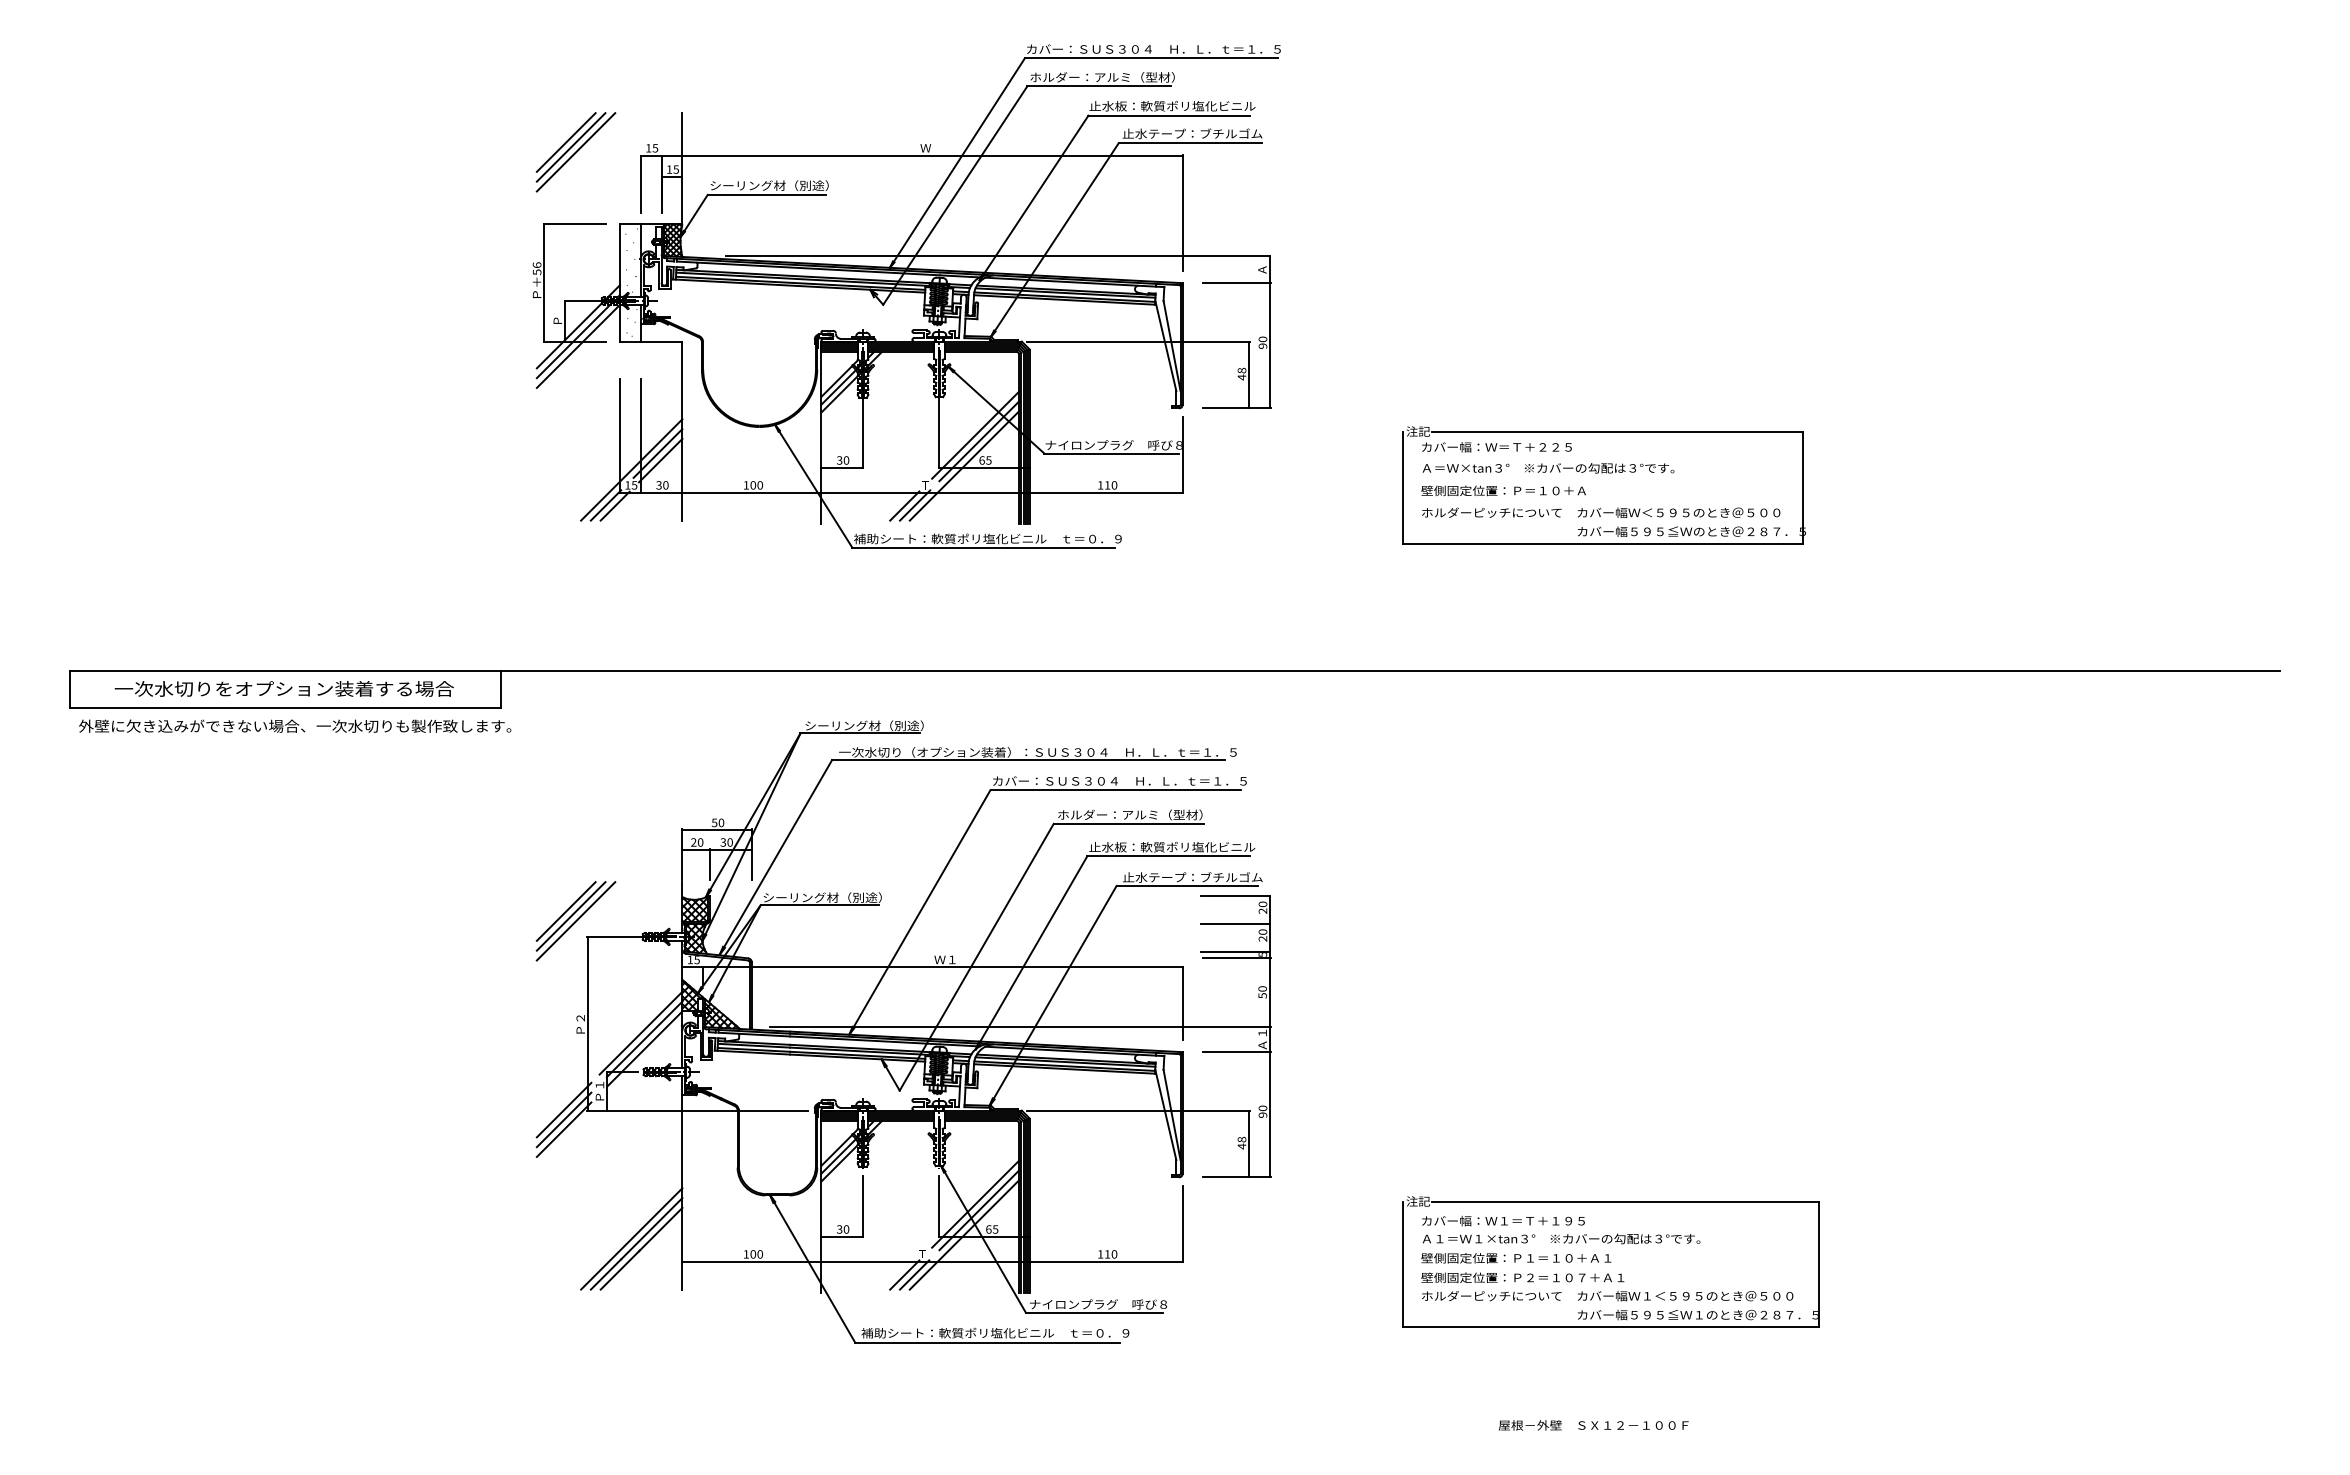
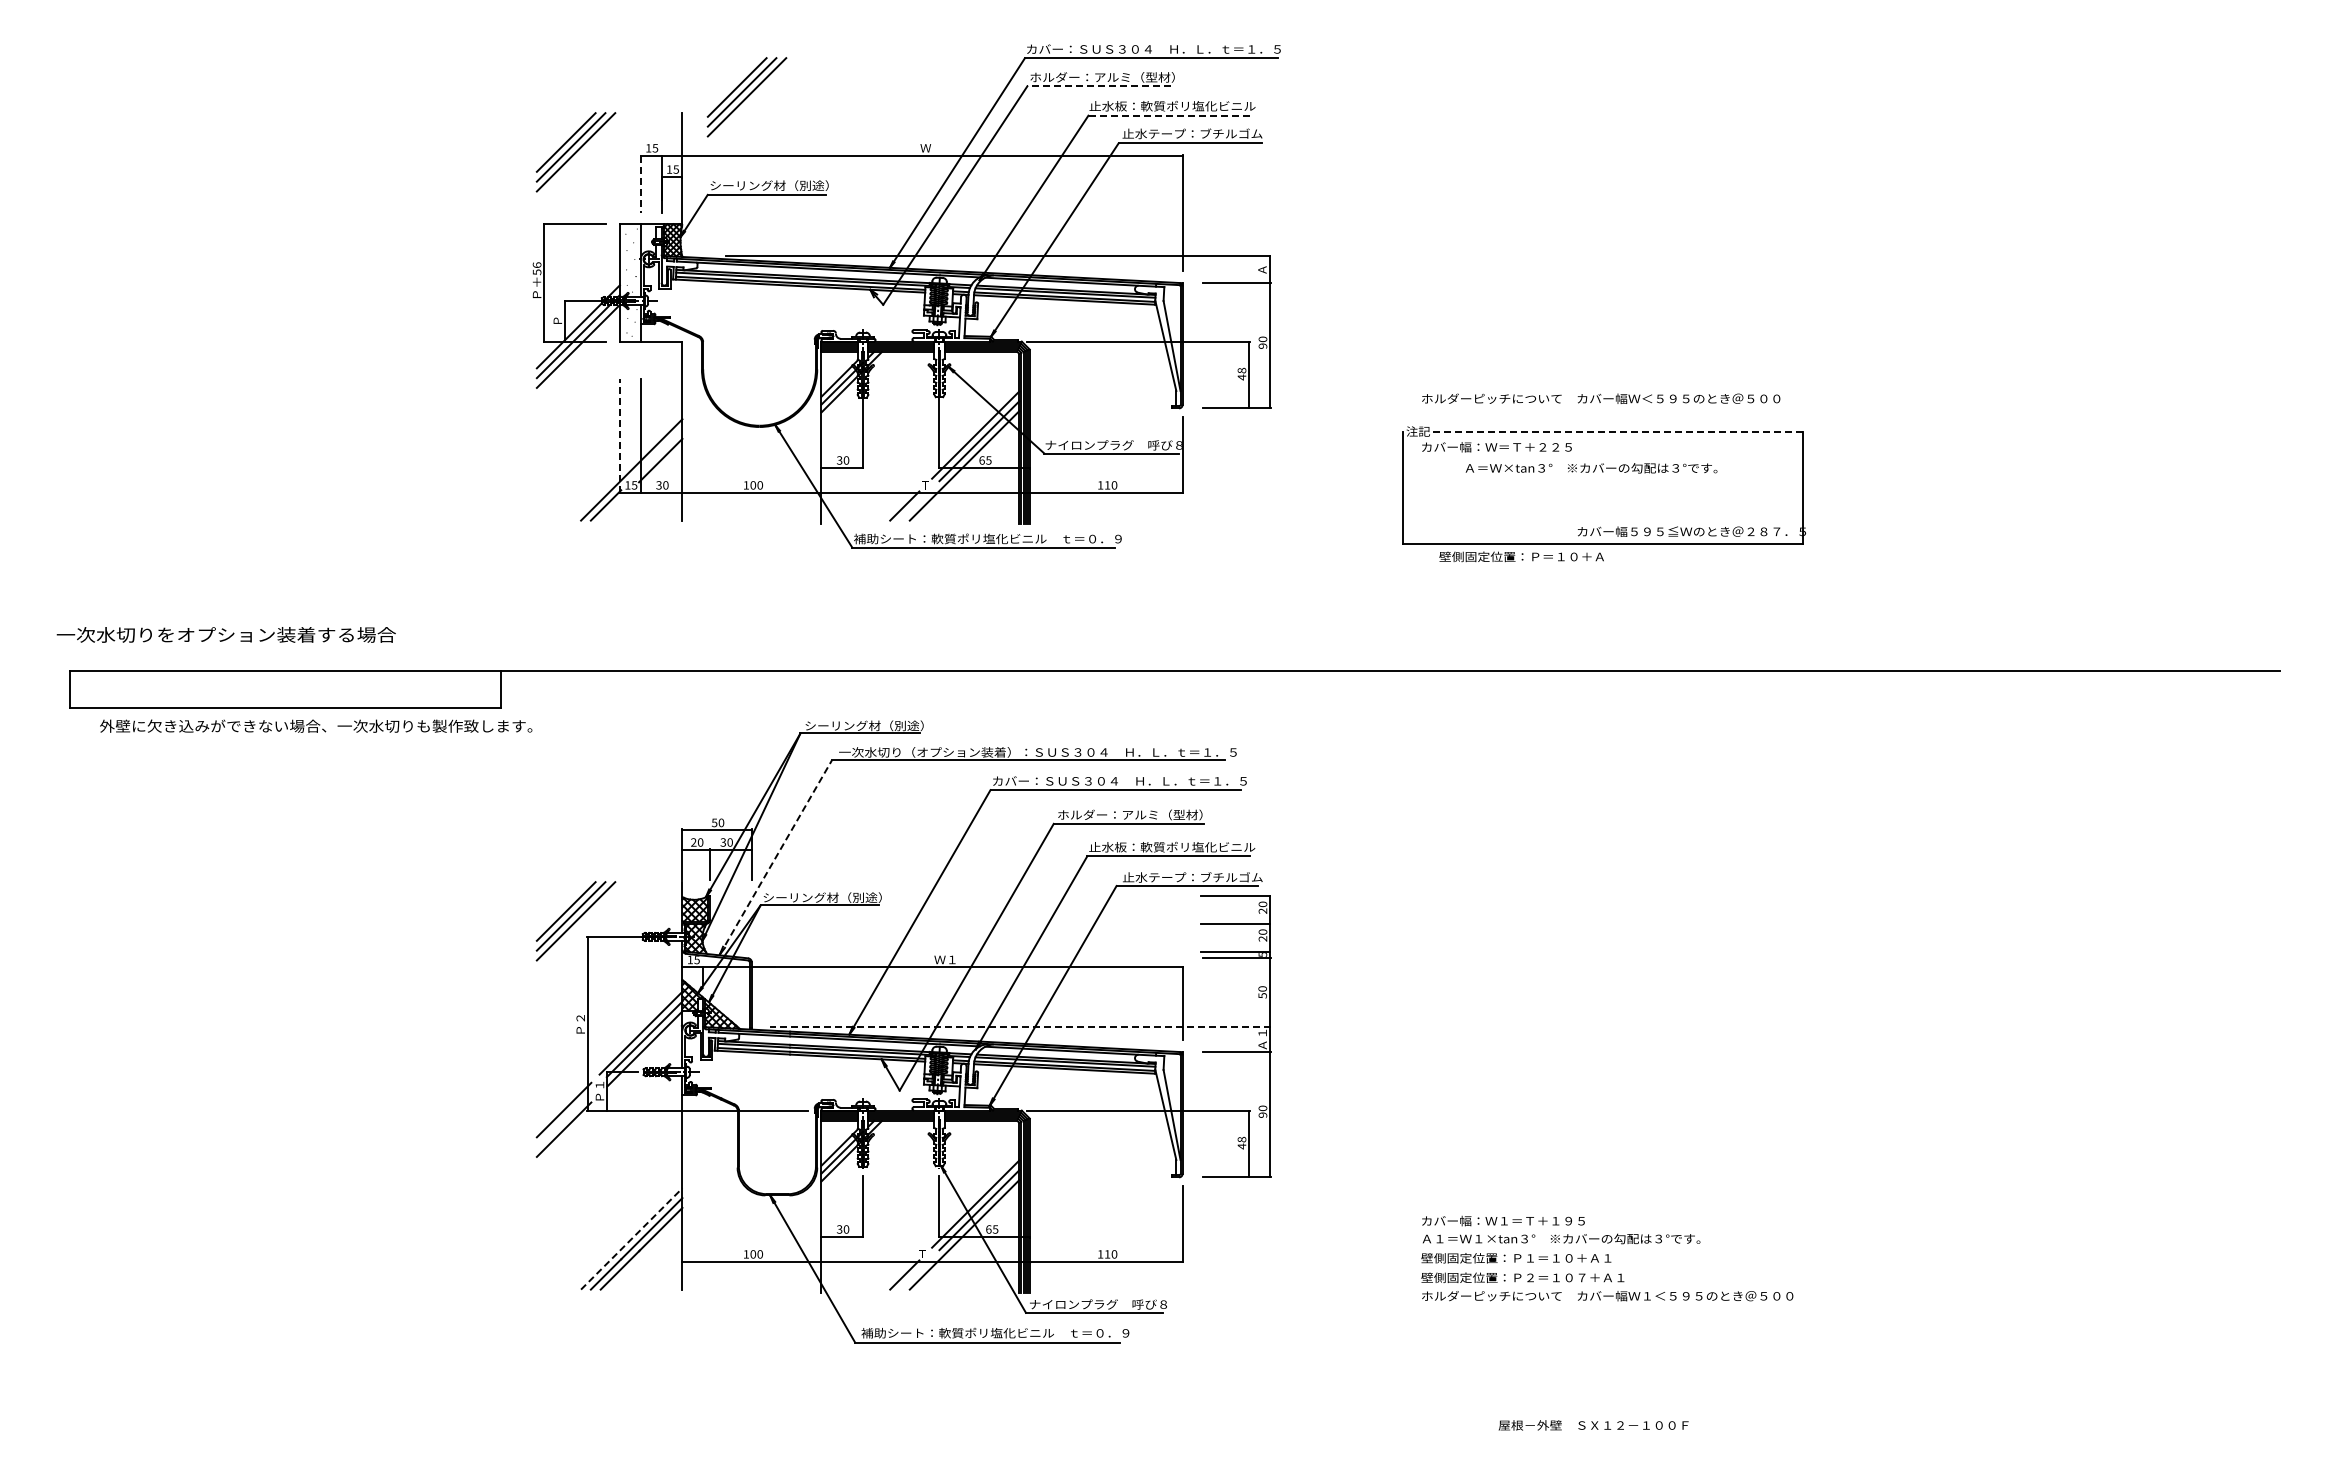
line: solid -> dashed (1098, 86)
part: none -> present (746, 97)
line: solid -> dashed (1169, 115)
line: solid -> dashed (640, 184)
line: solid -> dashed (1616, 431)
line: solid -> dashed (619, 435)
line: present -> none (657, 453)
text position: (1548, 468) -> (1591, 468) (1591, 468)
text position: (1503, 490) -> (1521, 556) (1521, 556)
line: present -> none (614, 505)
line: present -> none (915, 505)
text position: (1601, 512) -> (1601, 398) (1601, 398)
text position: (283, 688) -> (225, 634) (225, 634)
text position: (295, 725) -> (316, 725) (316, 725)
line: solid -> dashed (776, 856)
line: solid -> dashed (1020, 1027)
line: present -> none (563, 1119)
line: solid -> dashed (631, 1238)
line: present -> none (914, 1274)
part: present -> none (1617, 1310)
